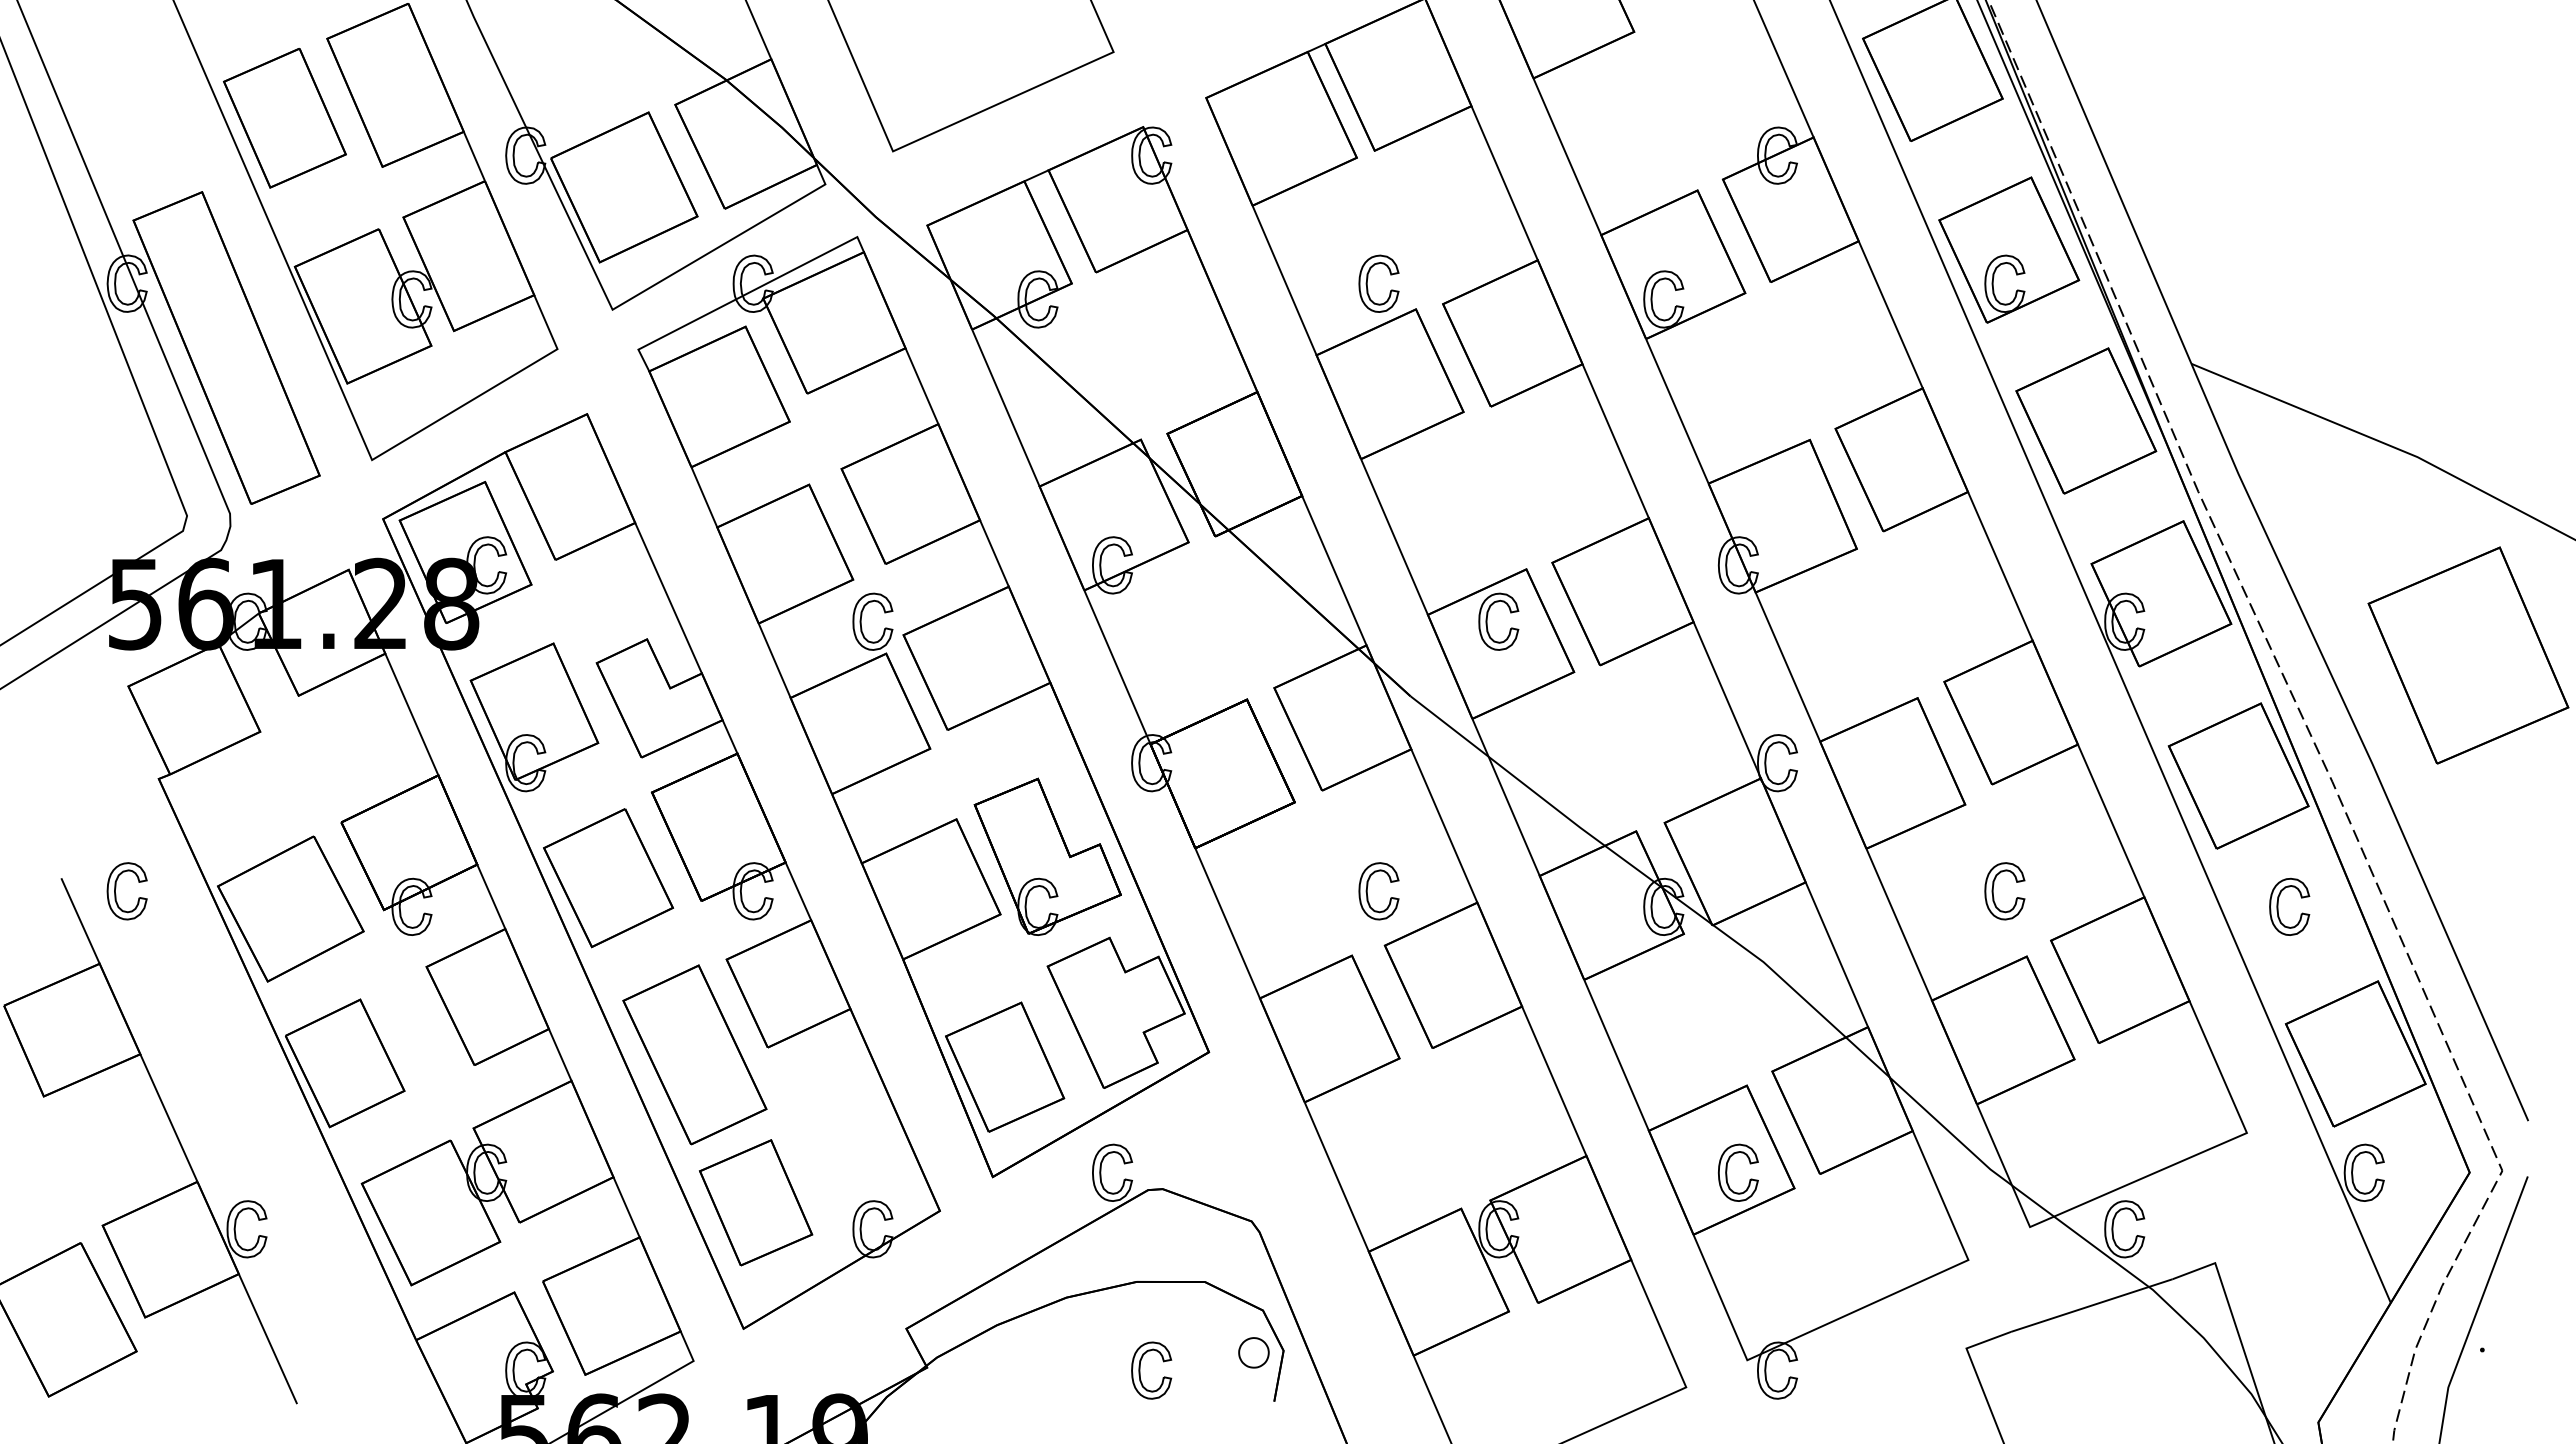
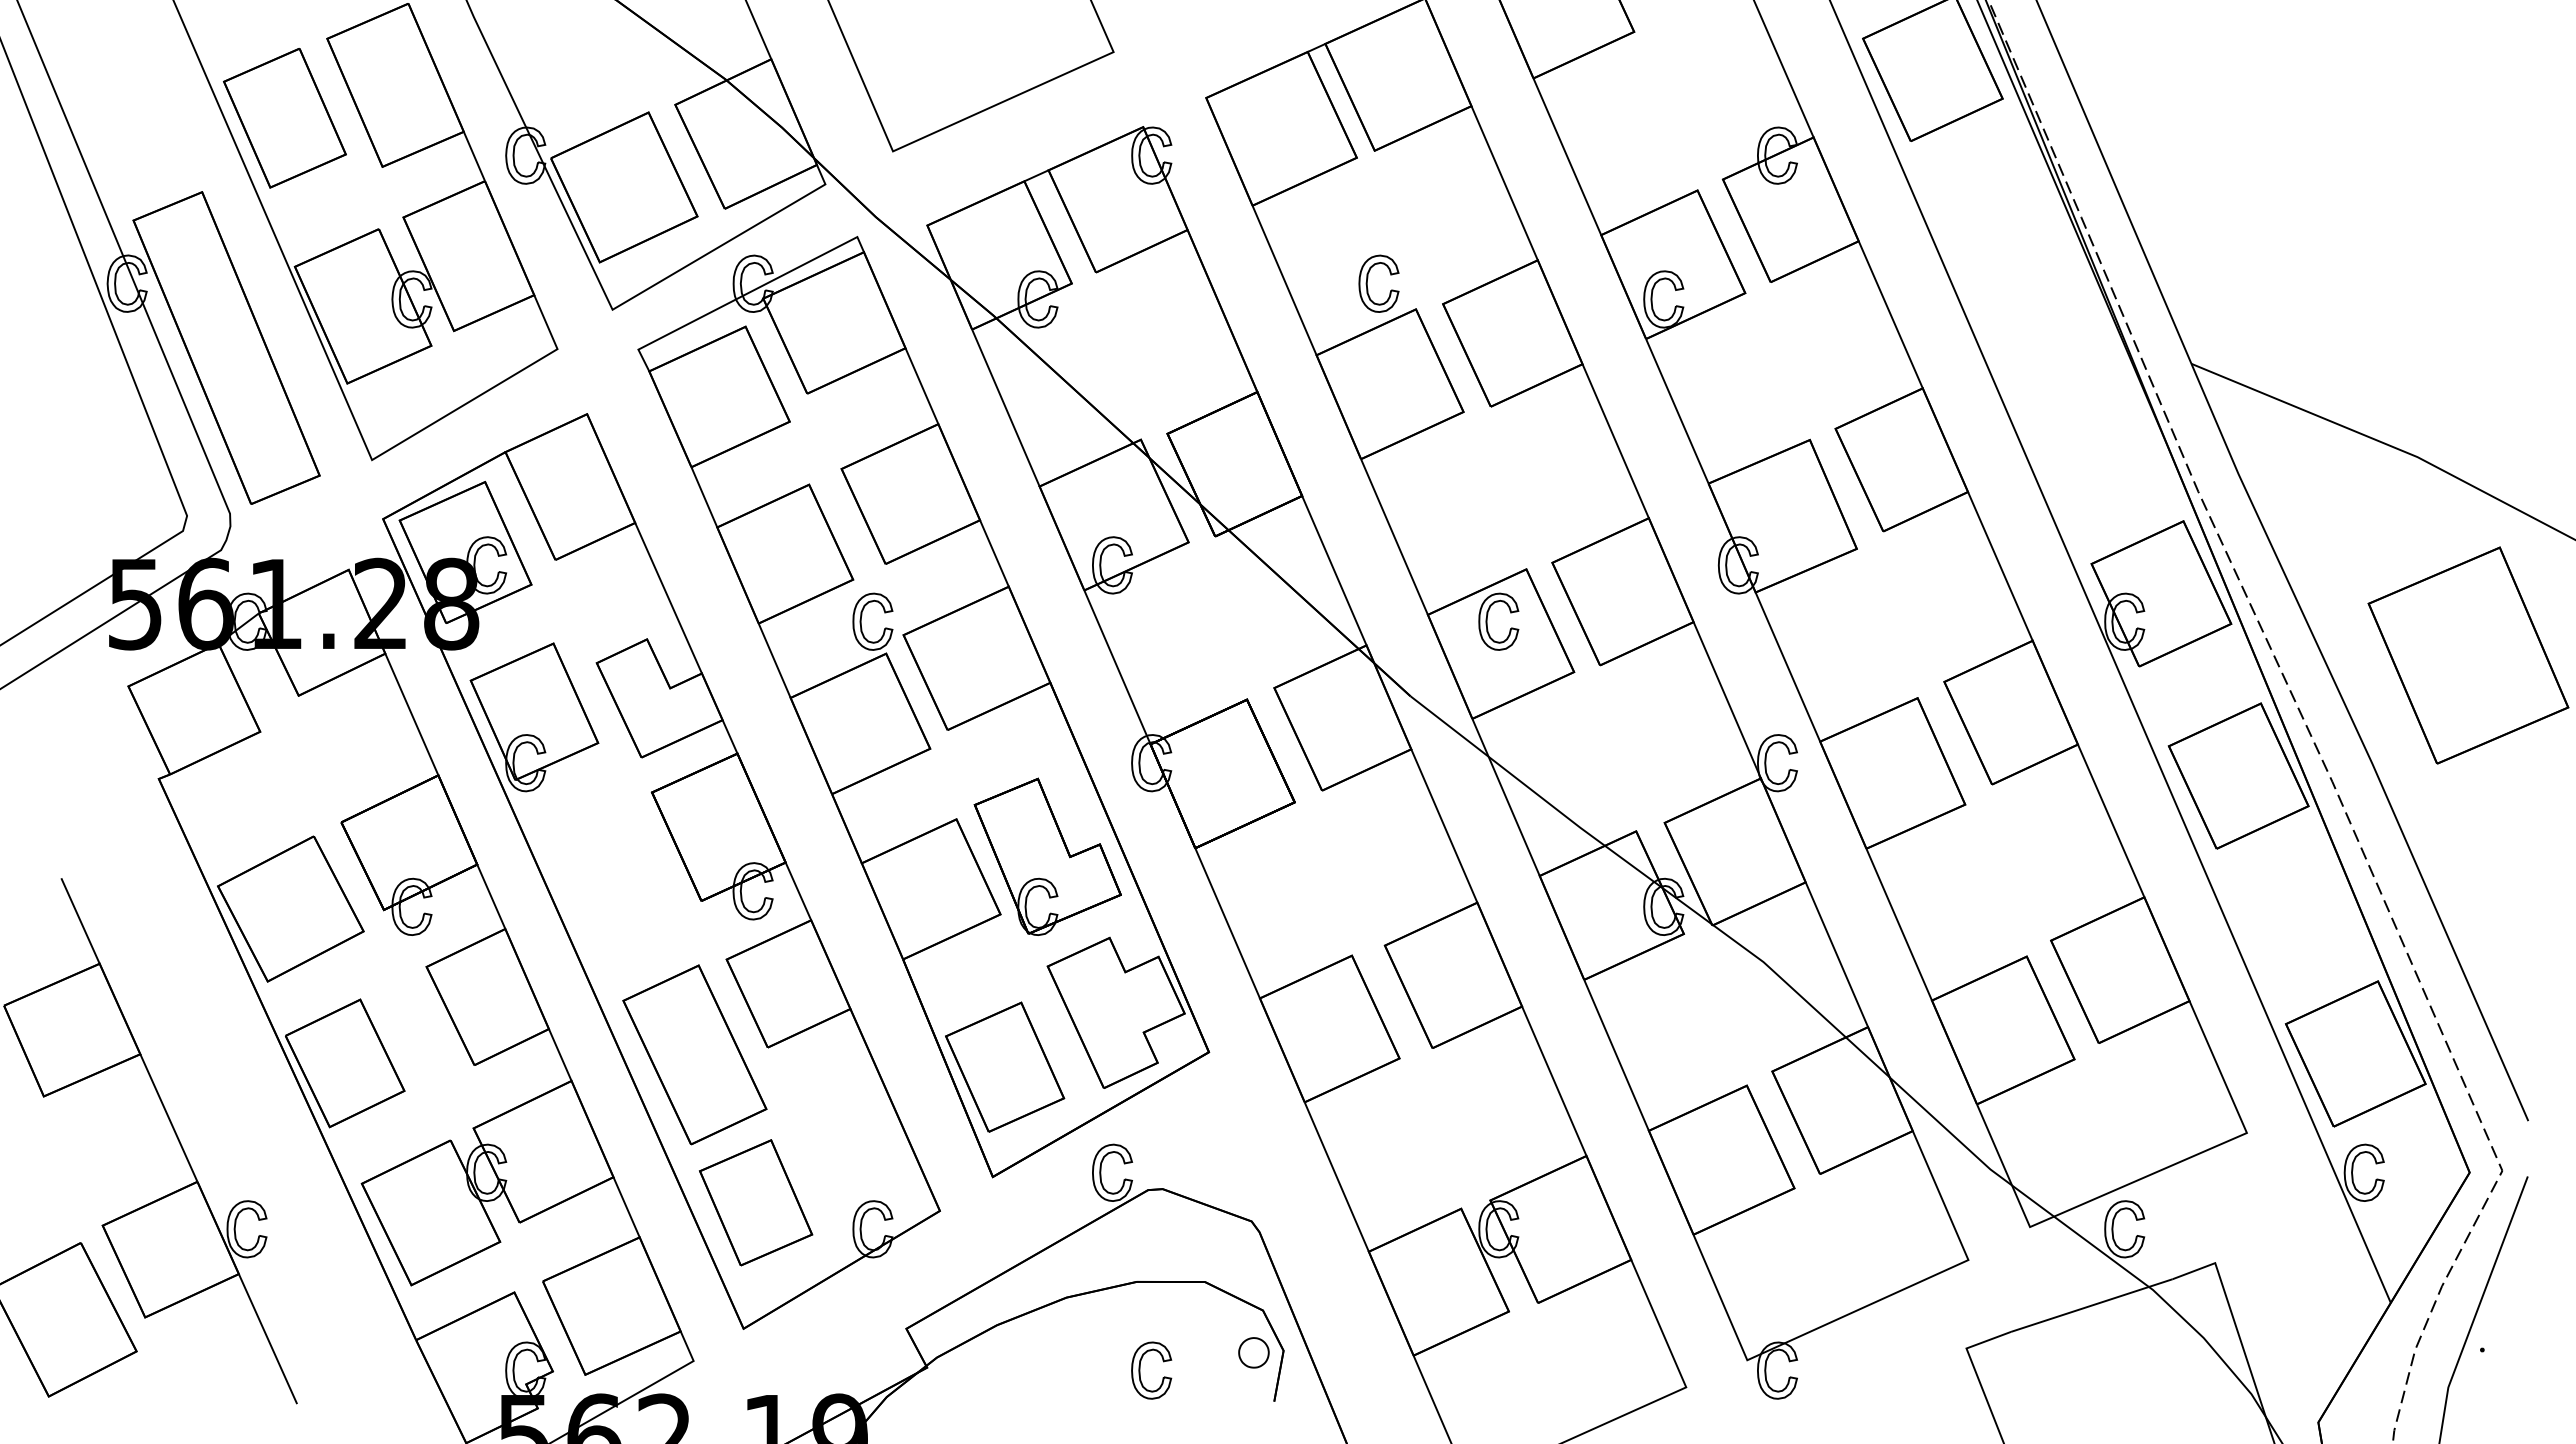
part: present -> none (2009, 249)
part: present -> none (2086, 420)
part: present -> none (608, 878)
part: present -> none (116, 888)
part: present -> none (1367, 891)
part: present -> none (1993, 891)
part: present -> none (2278, 906)
part: present -> none (1727, 1171)
